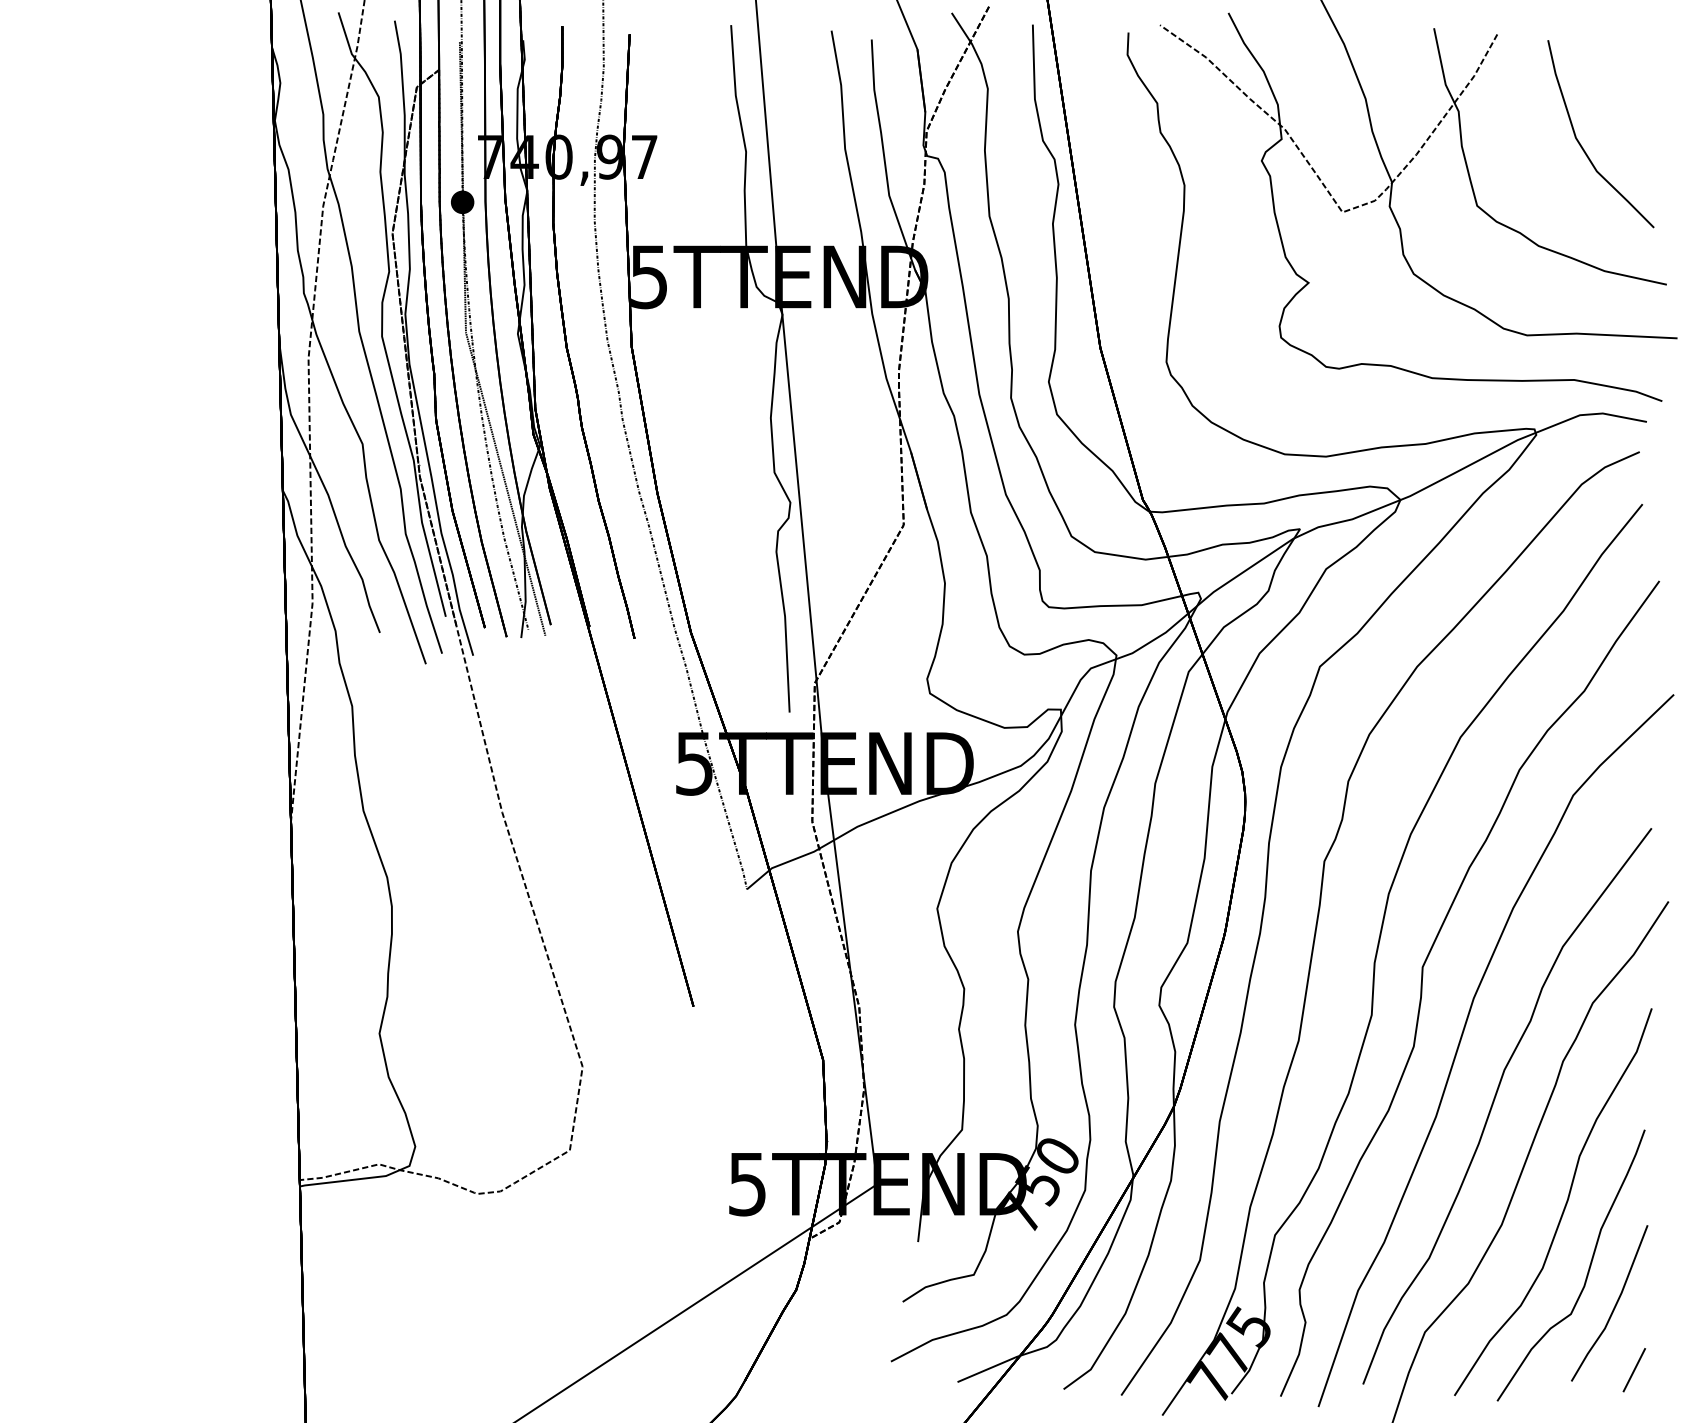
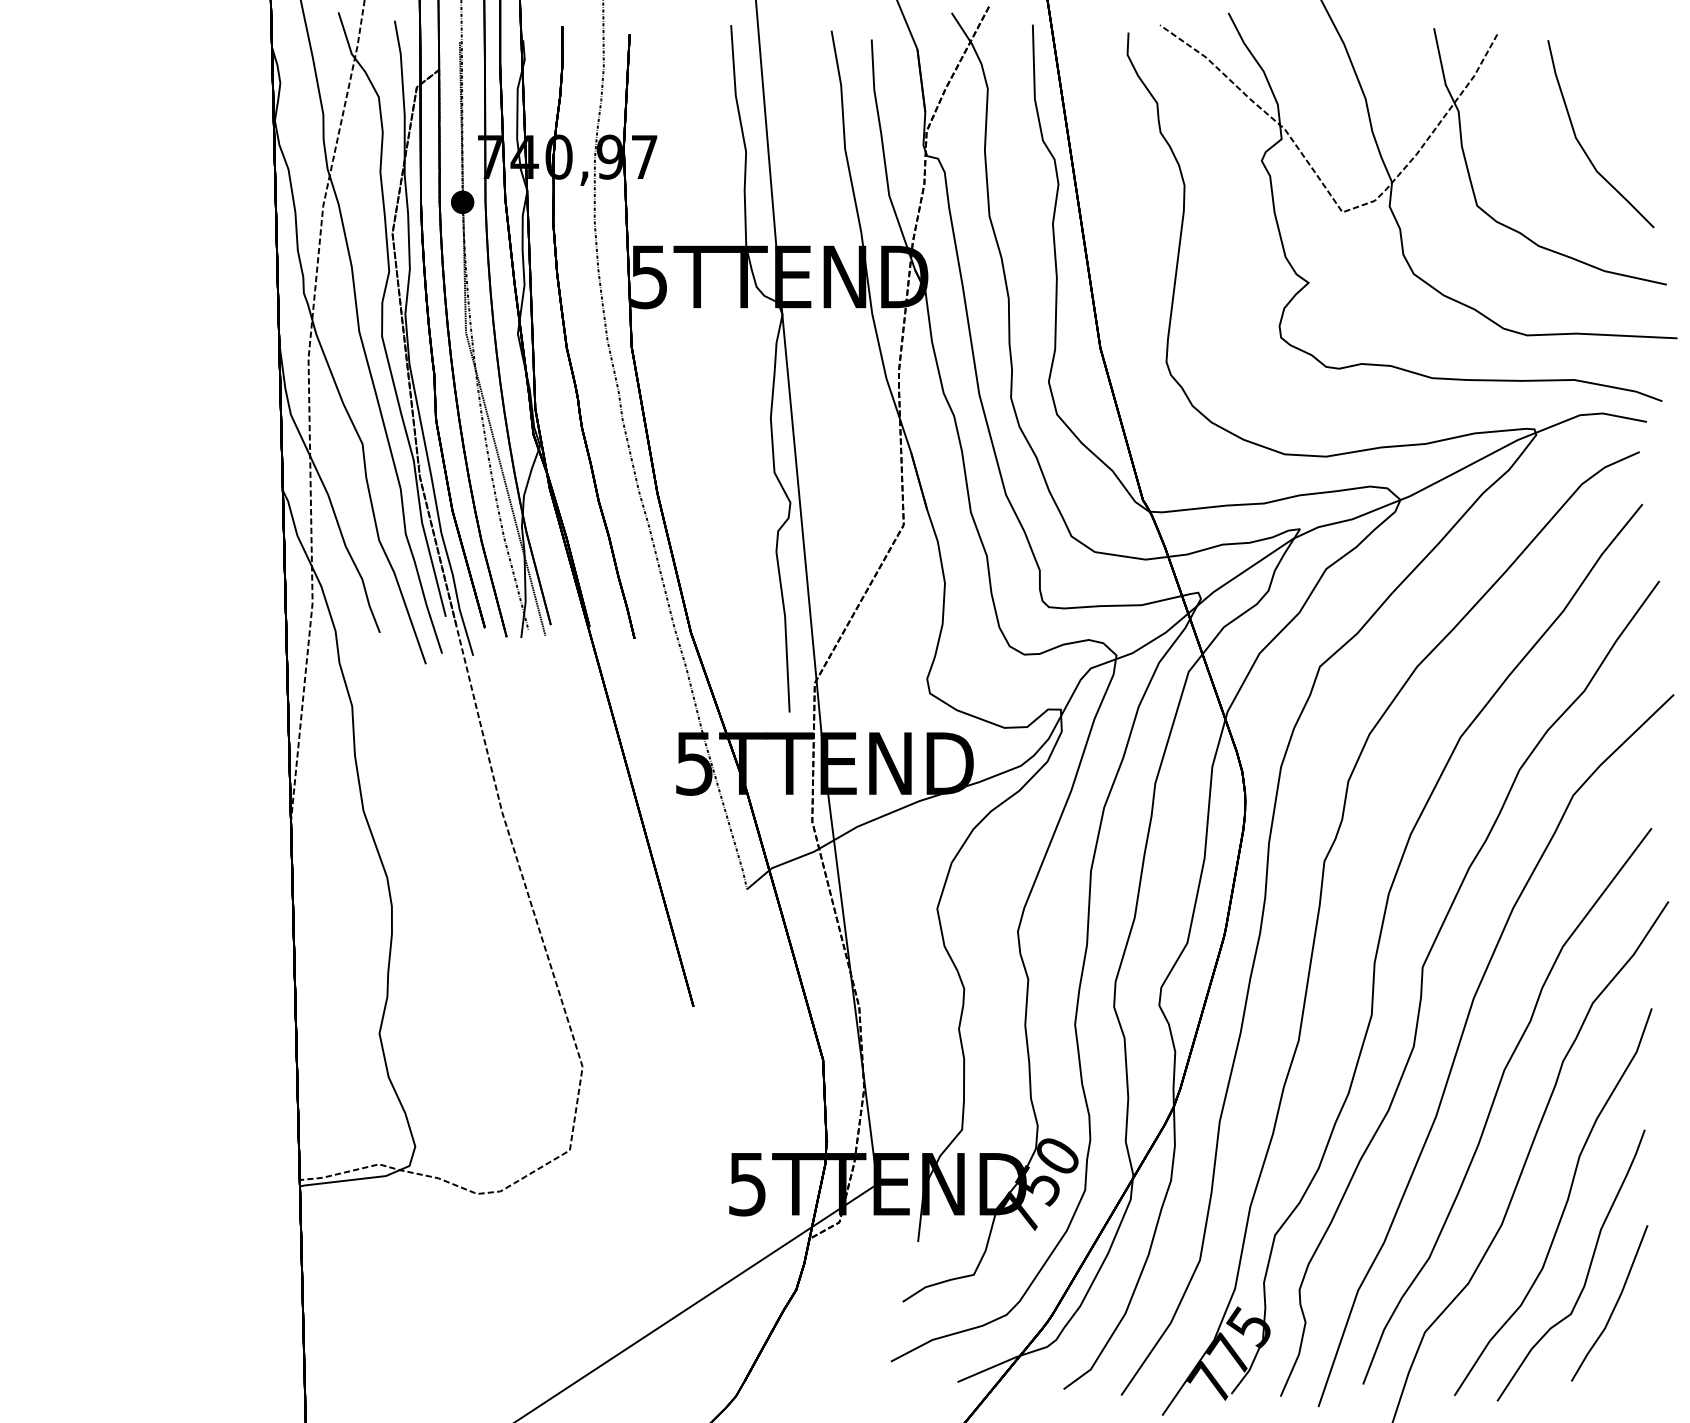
line: present -> none (1633, 1370)
